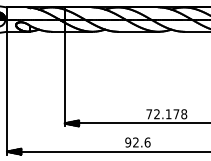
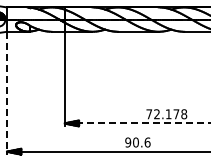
line: solid -> dashed (7, 93)
line: solid -> dashed (137, 123)
text: 92.6 -> 90.6 (135, 142)
